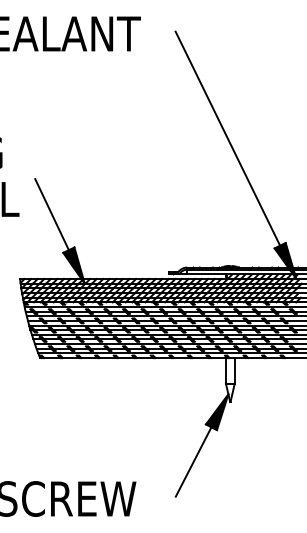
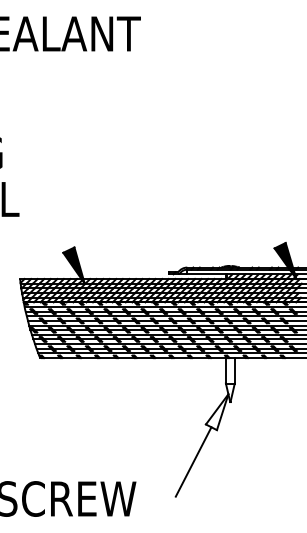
line: present -> none (227, 138)
line: present -> none (51, 214)
fill: present -> none (216, 412)
